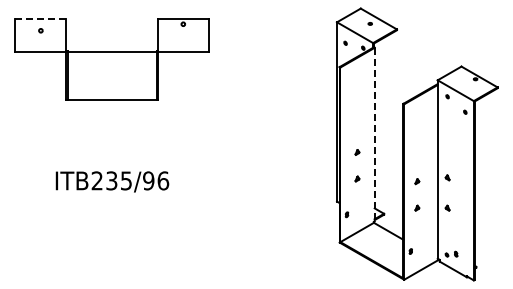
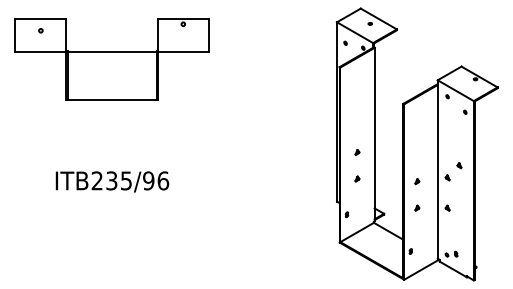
line: dashed -> solid (40, 18)
line: dashed -> solid (374, 134)
part: none -> present (459, 165)
